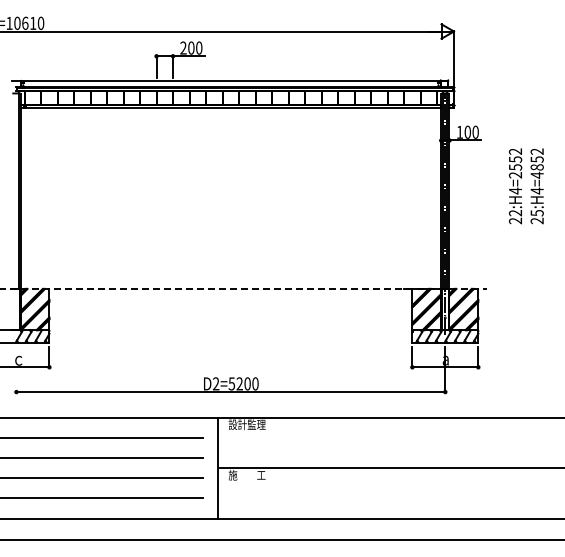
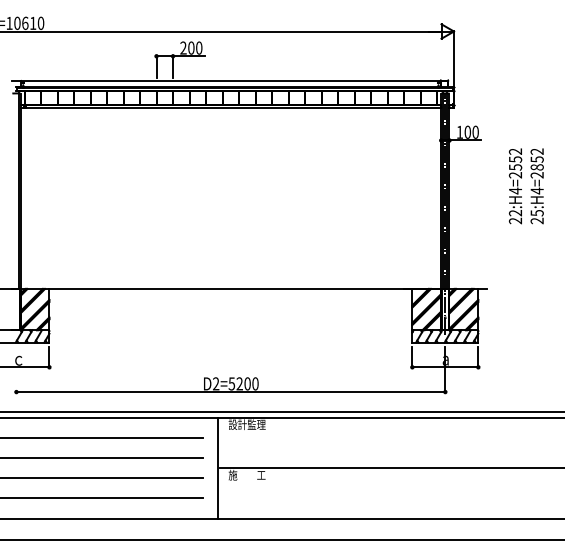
text: 25:H4=4852 -> 25:H4=2852 (536, 174)
line: dashed -> solid (243, 288)
line: none -> present (281, 411)
